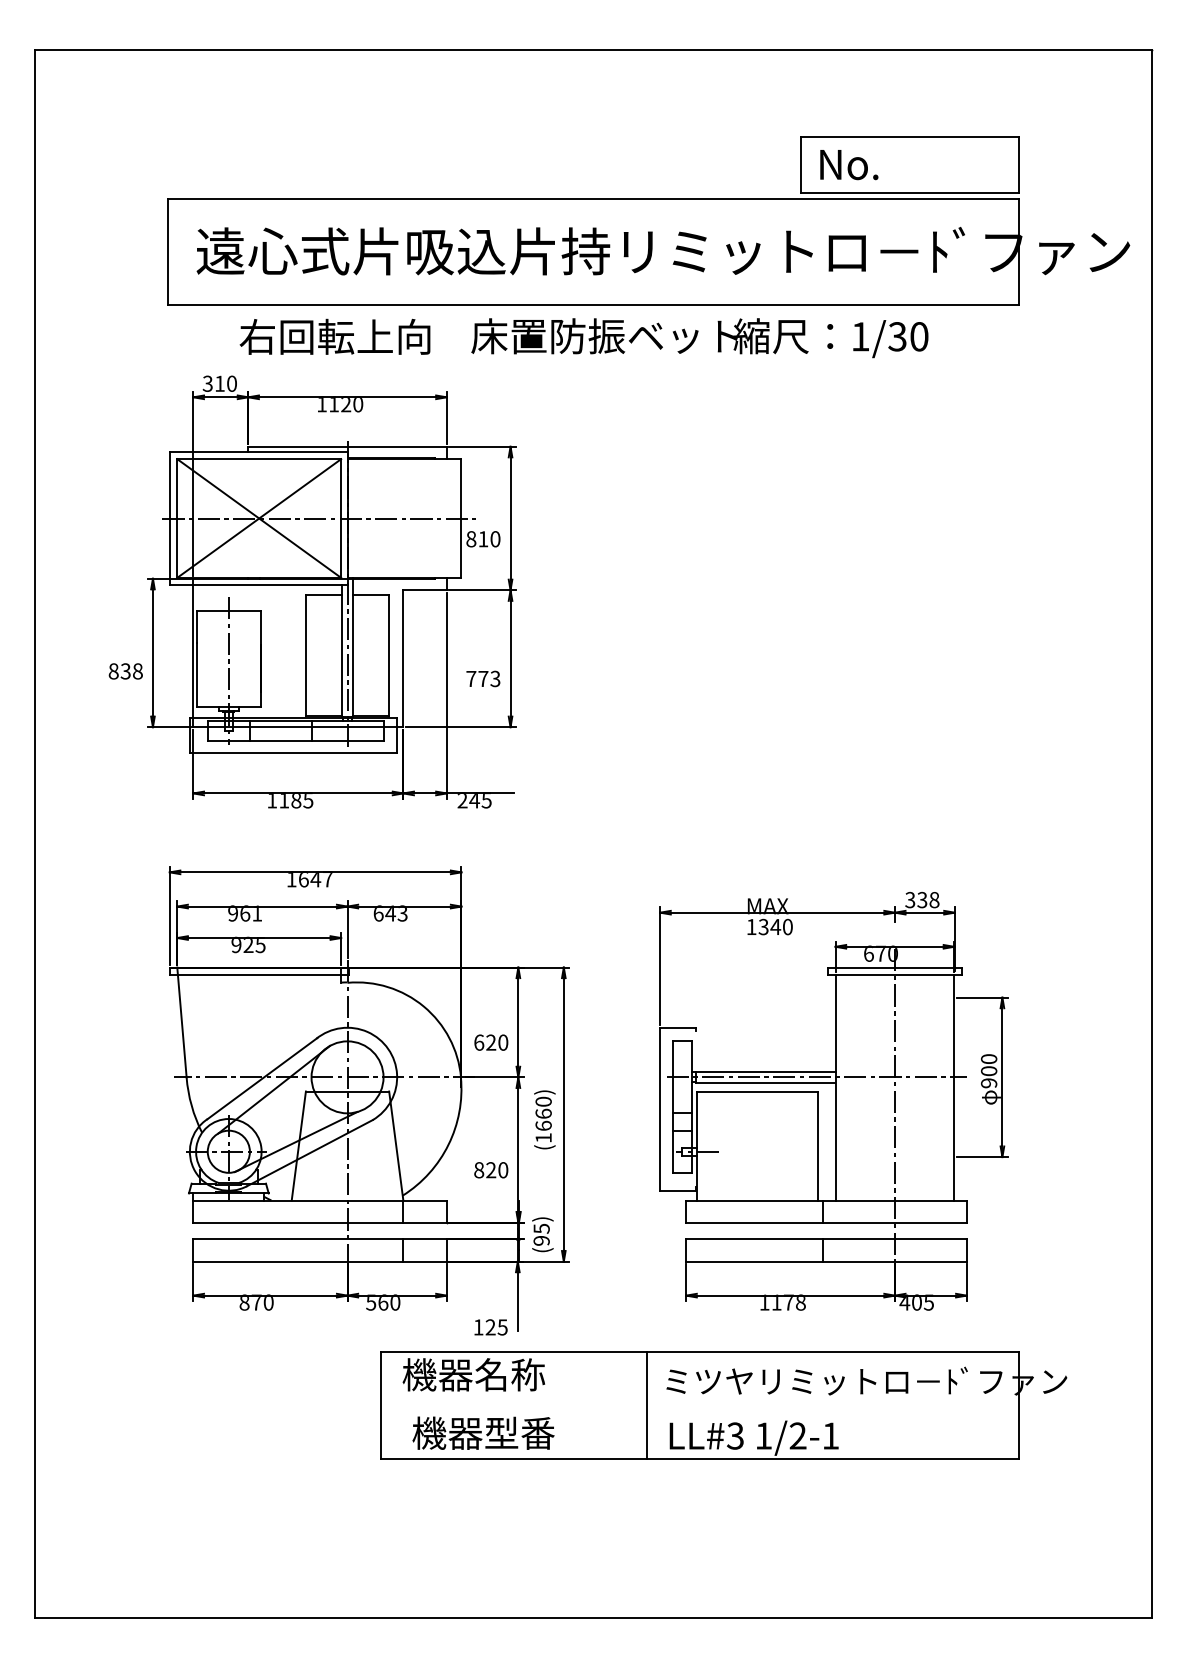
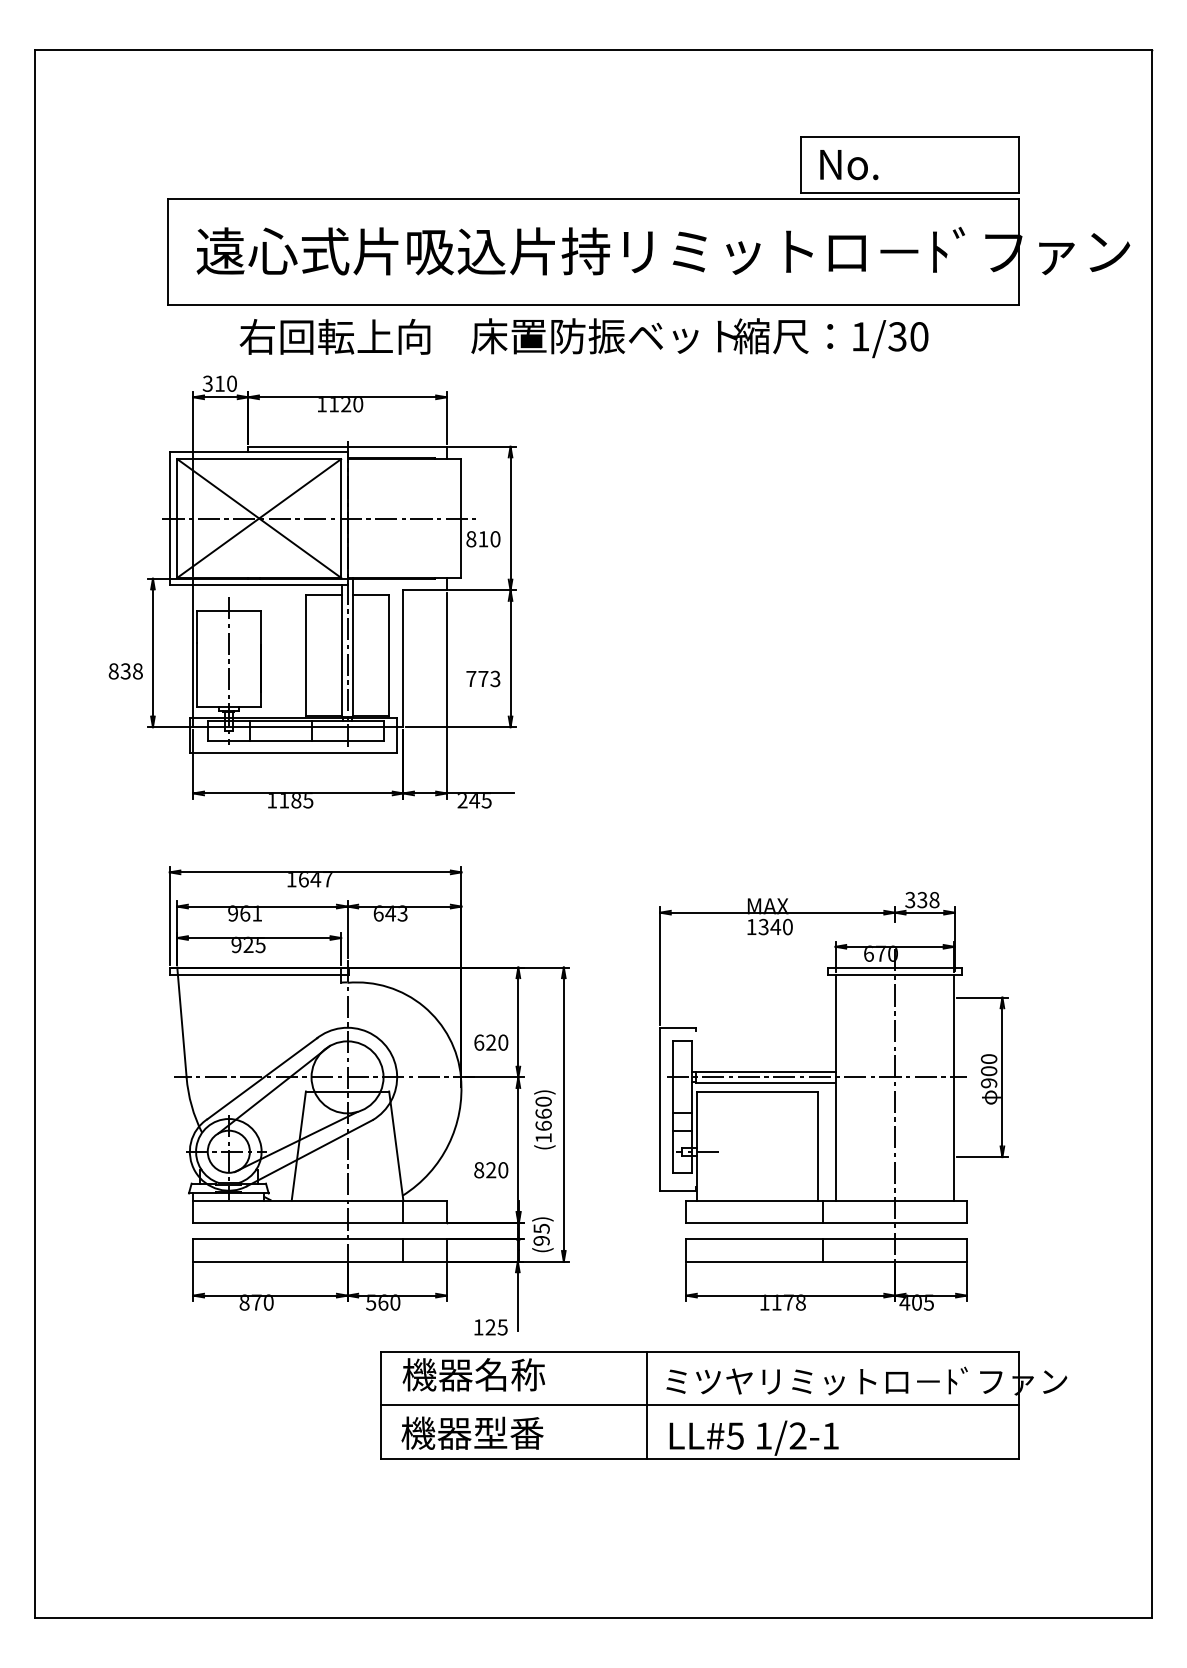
line: none -> present (699, 1405)
text position: (483, 1432) -> (472, 1432) (472, 1432)
text: LL#3 -> LL#5 (735, 1435)
